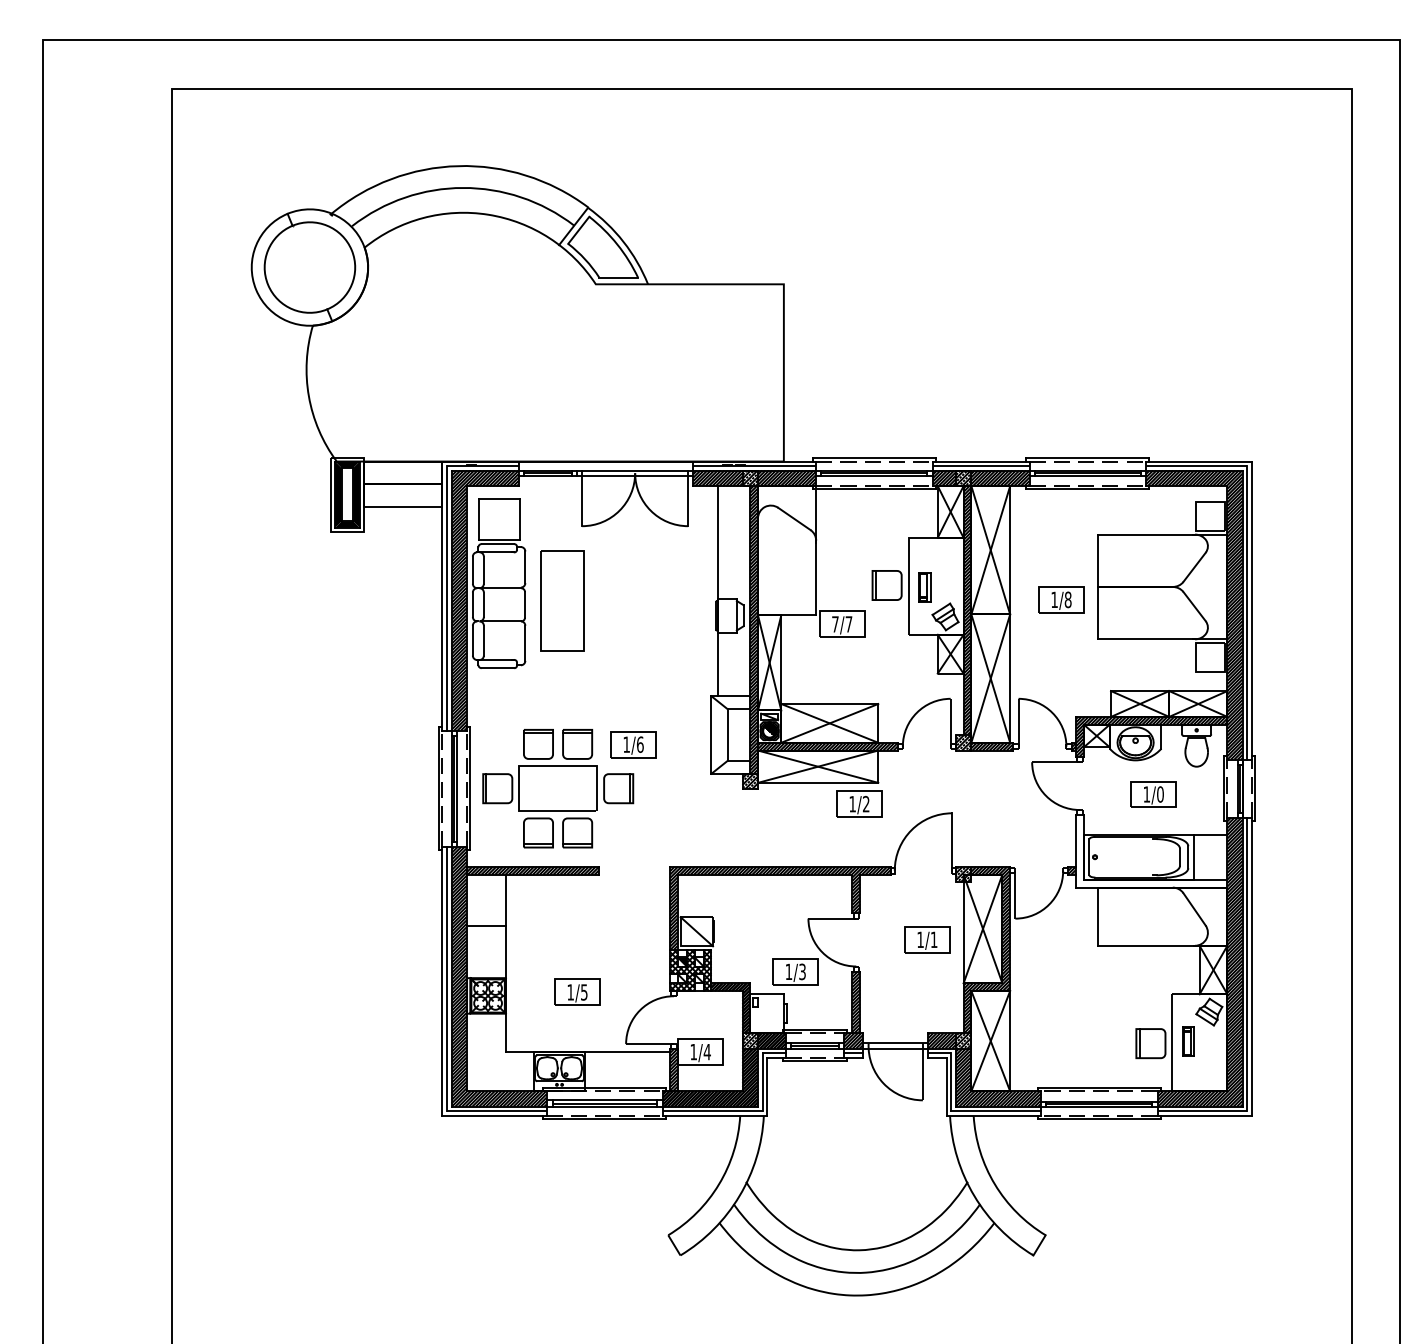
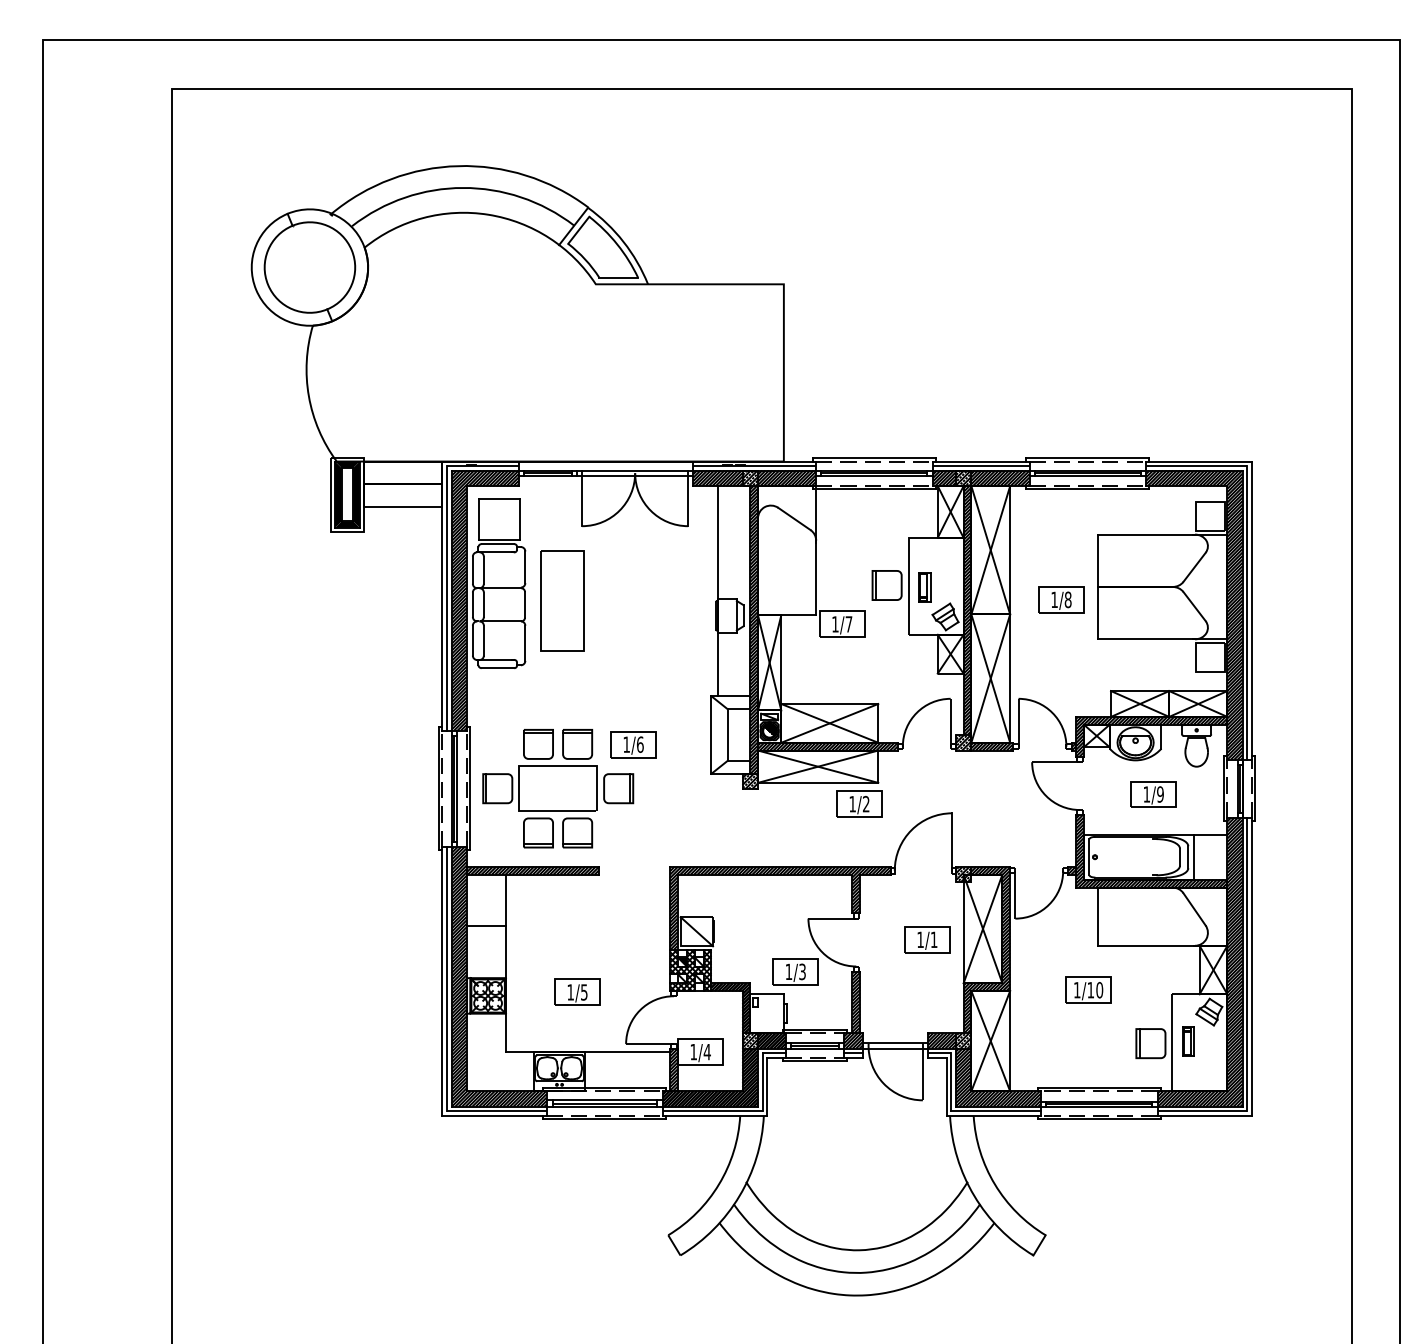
text: 7/7 -> 1/7 (835, 624)
text: 1/0 -> 1/9 (1160, 794)
hatch: none -> present (1151, 851)
part: none -> present (1088, 989)
